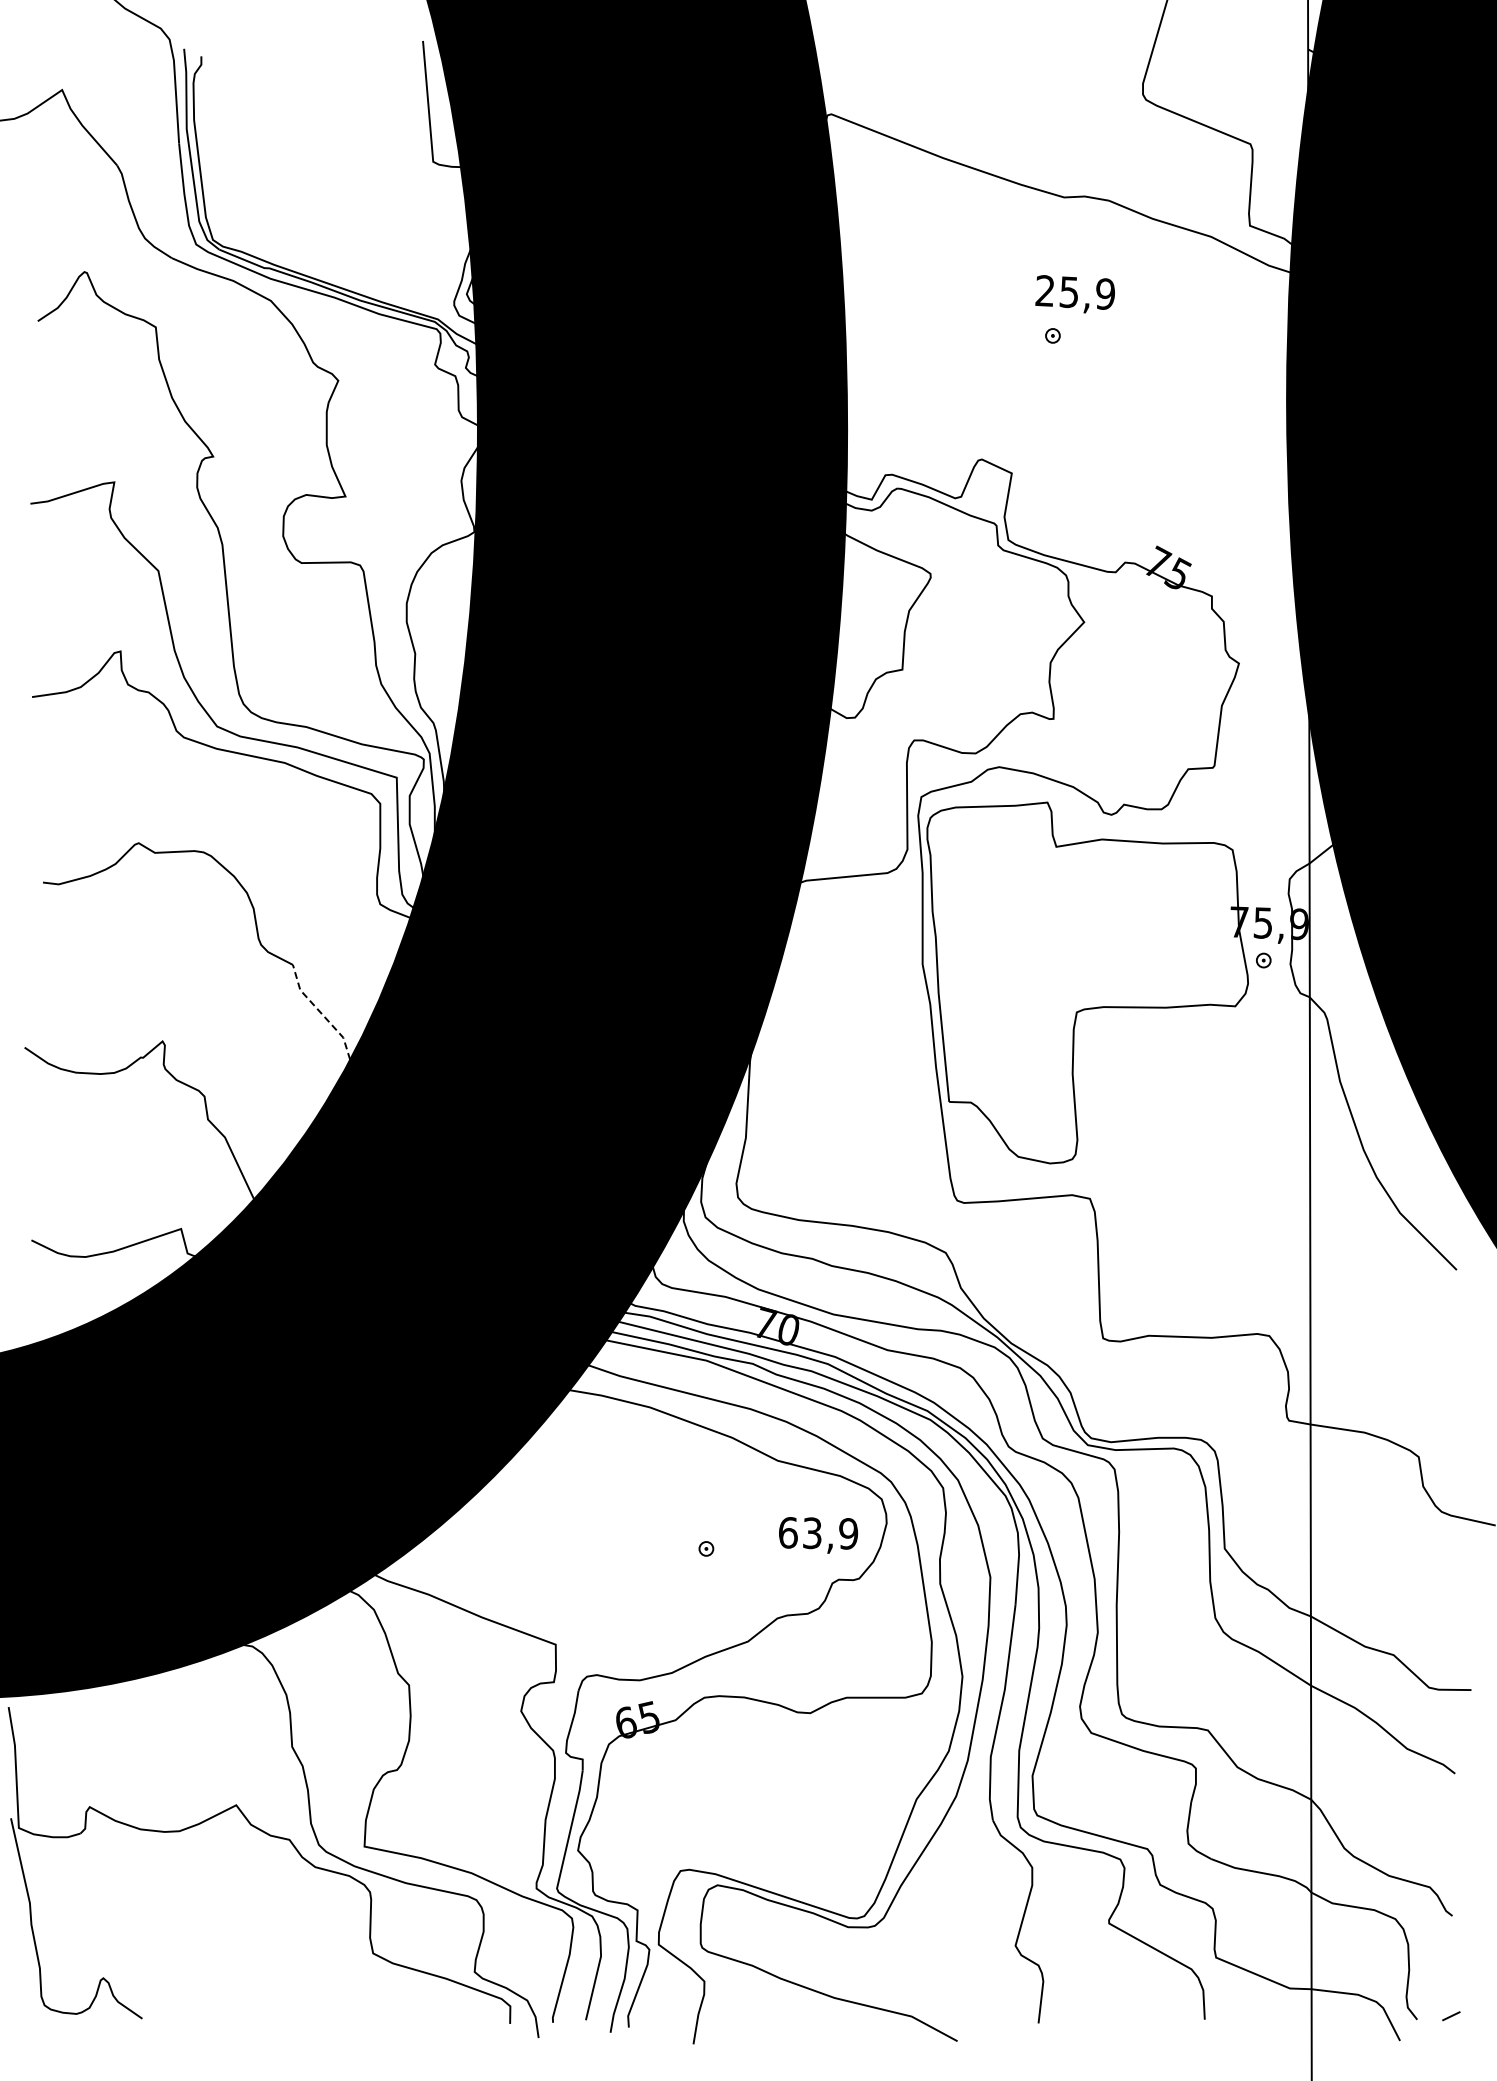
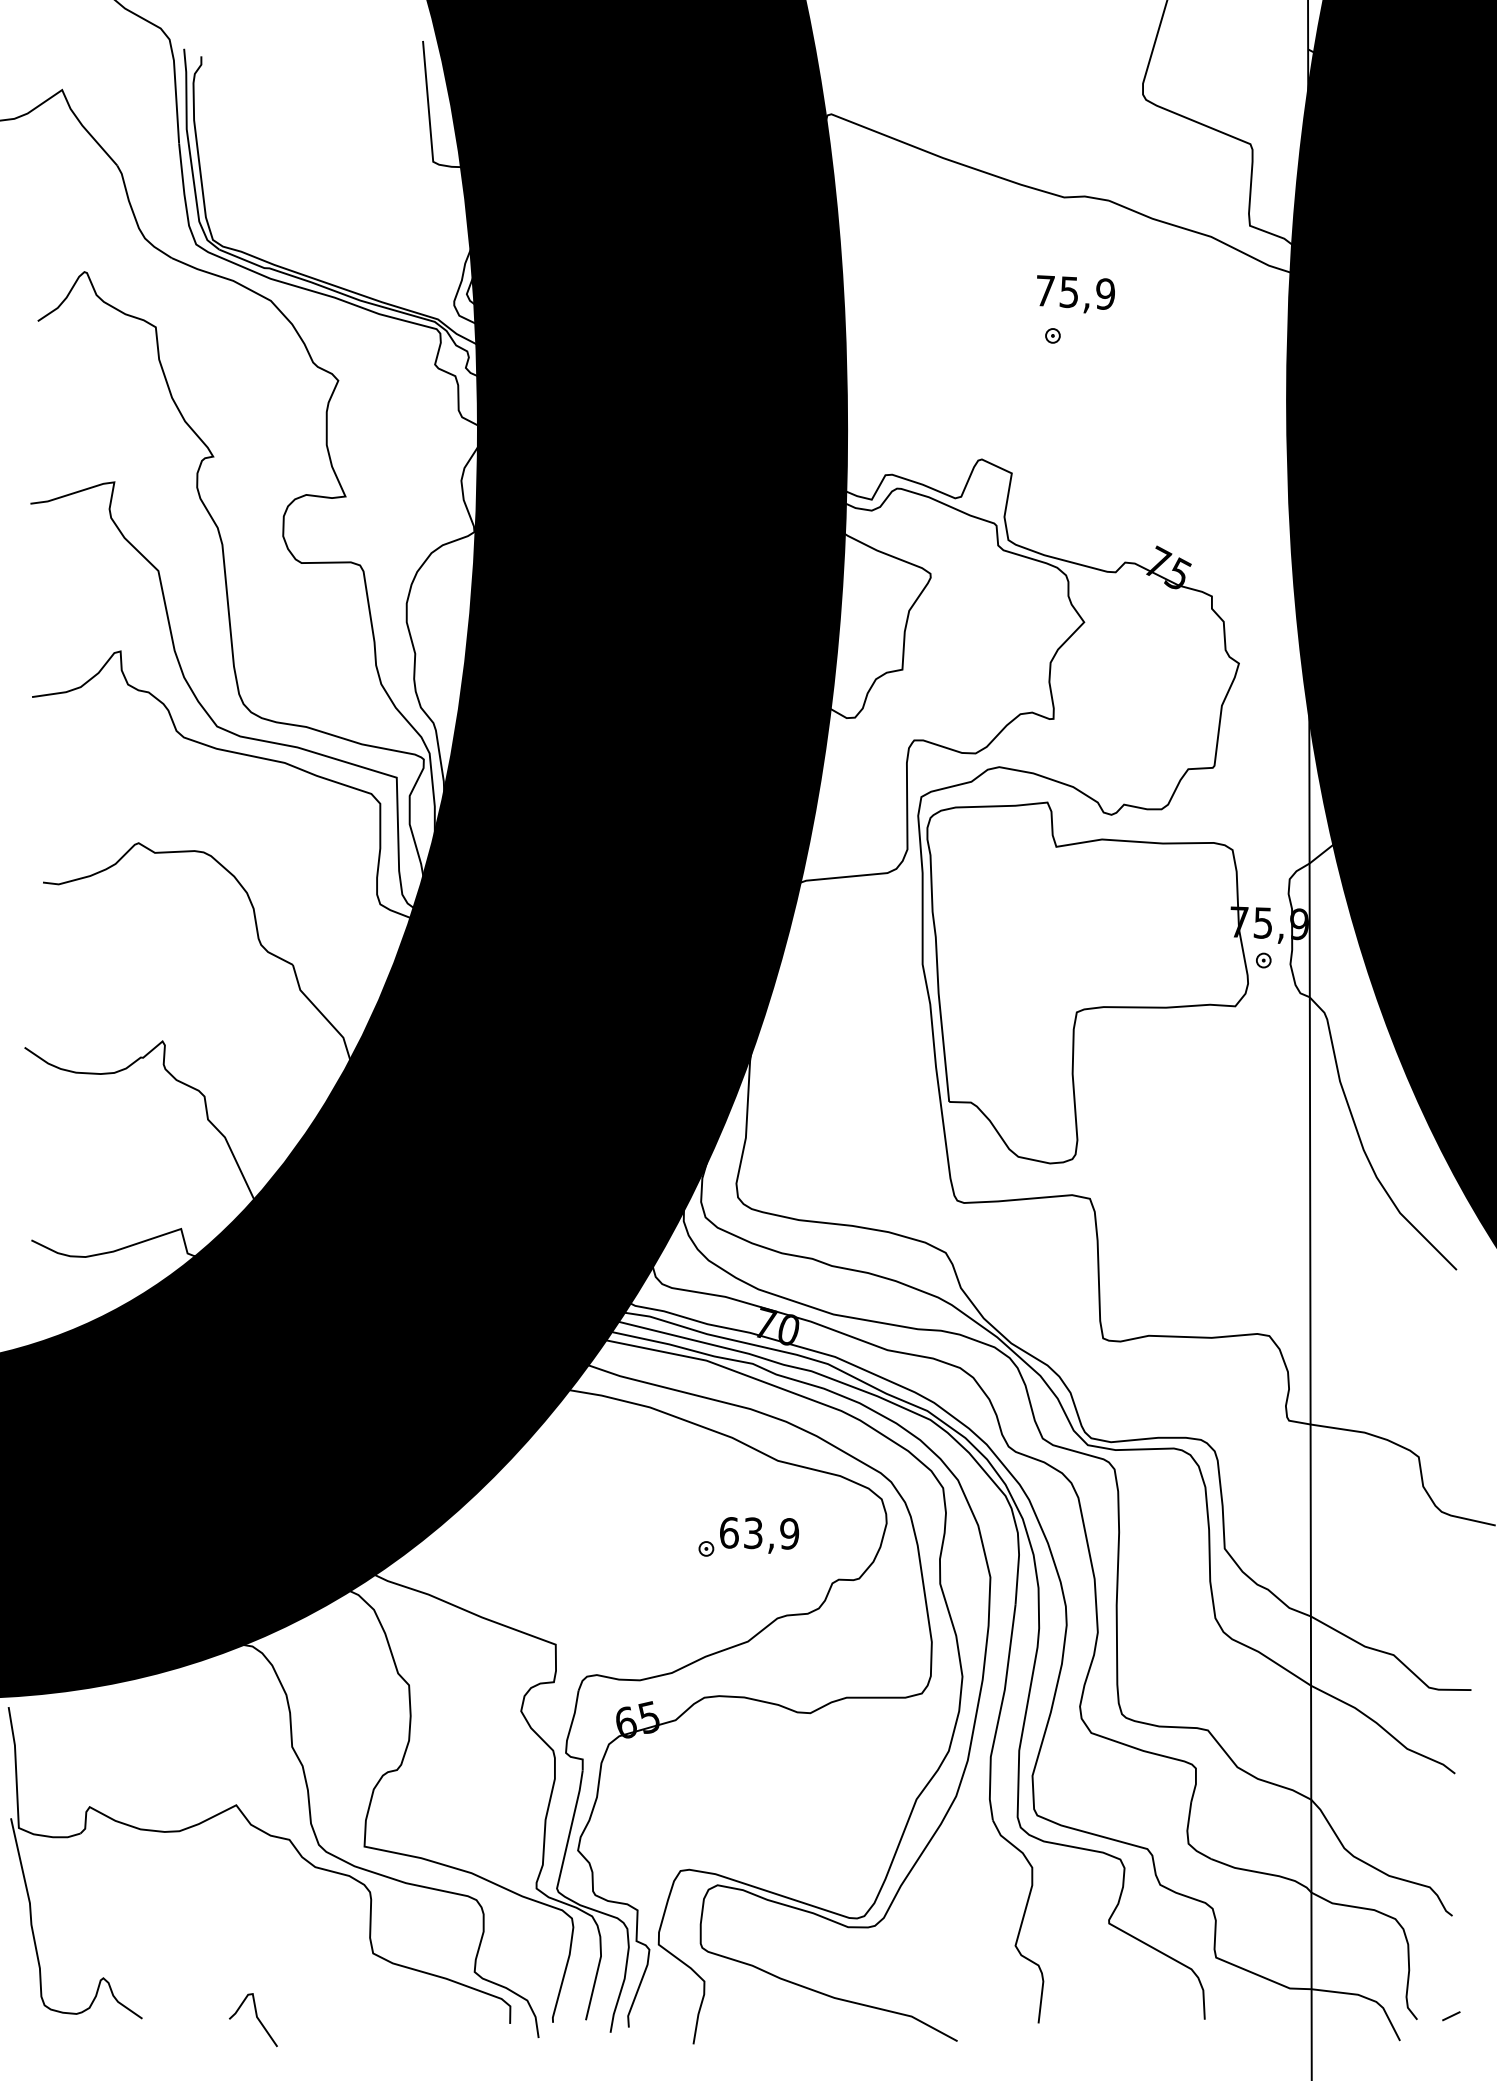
text: 25,9 -> 75,9 (1044, 290)
line: dashed -> solid (320, 1012)
text position: (818, 1535) -> (759, 1535) (759, 1535)
curve: none -> present (256, 2018)
